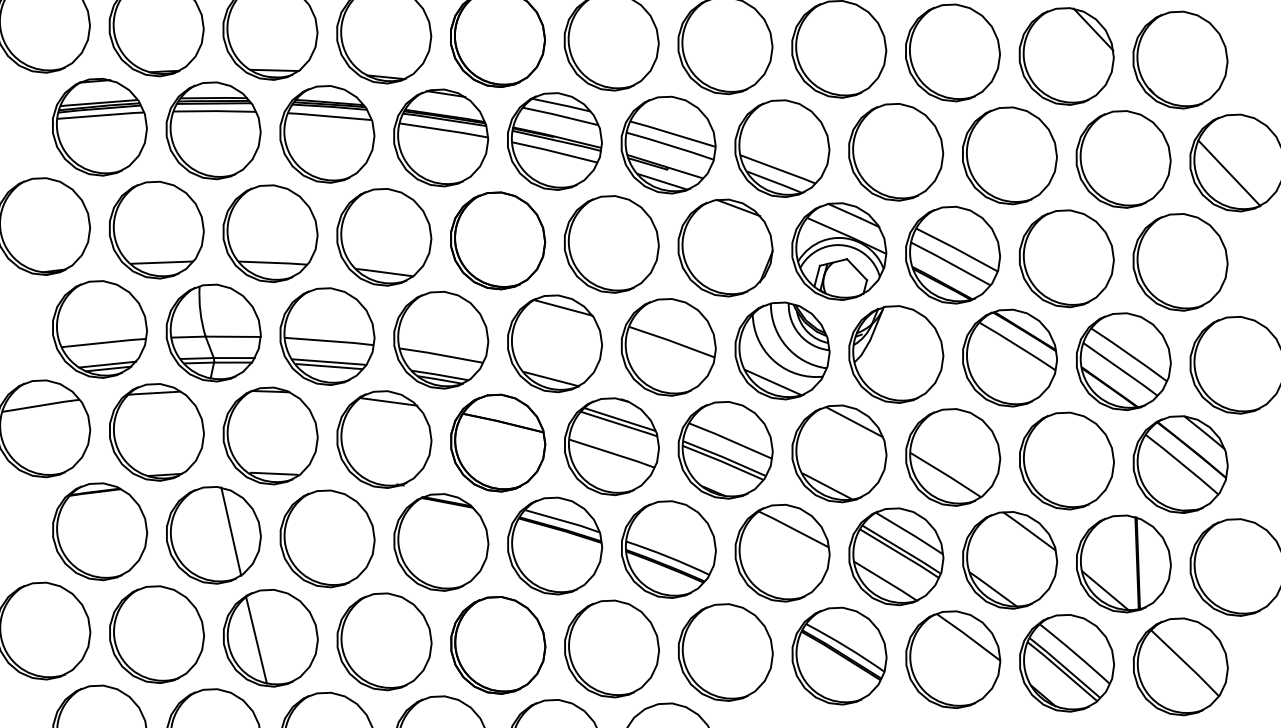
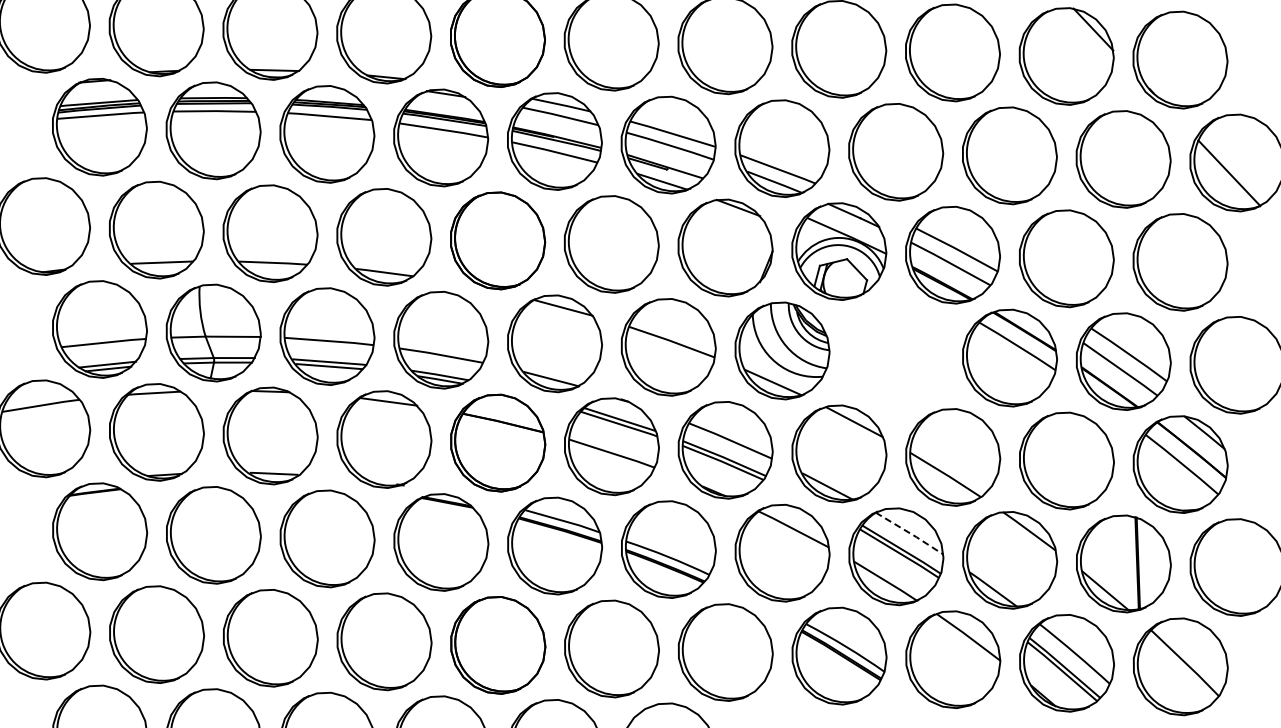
part: present -> none (896, 354)
line: present -> none (231, 531)
line: solid -> dashed (910, 533)
line: present -> none (256, 639)
